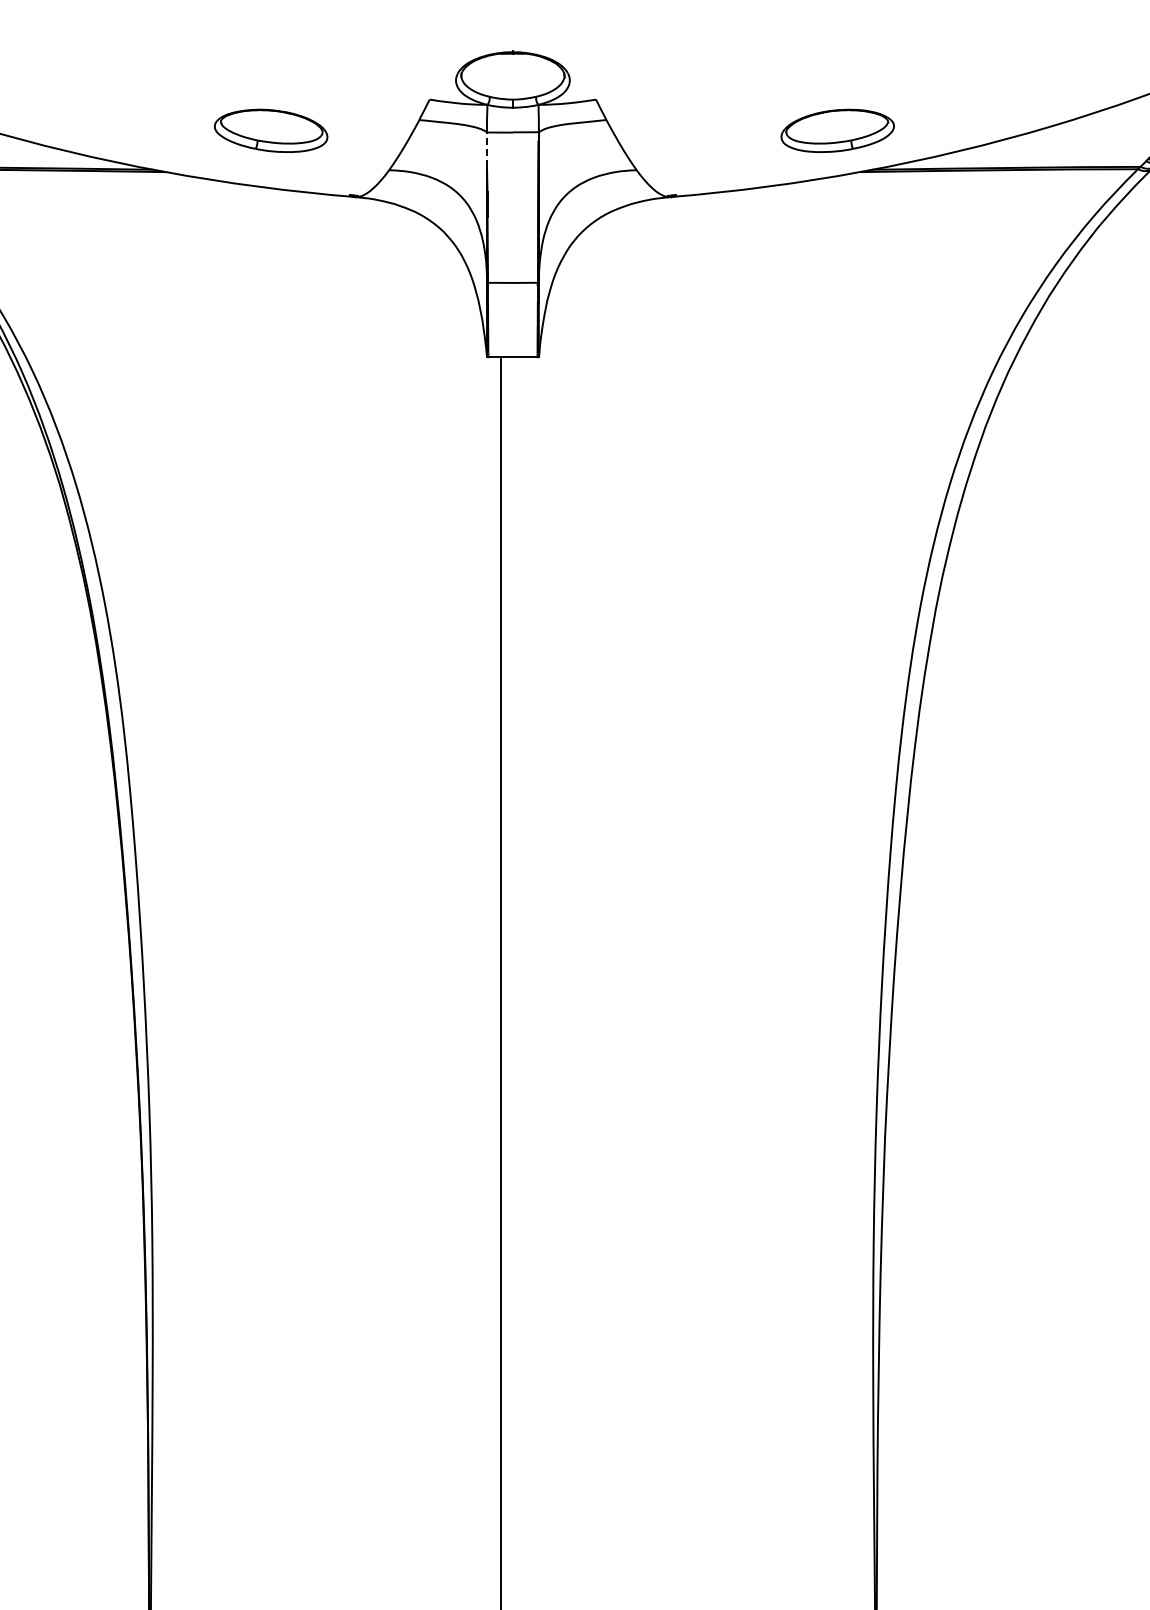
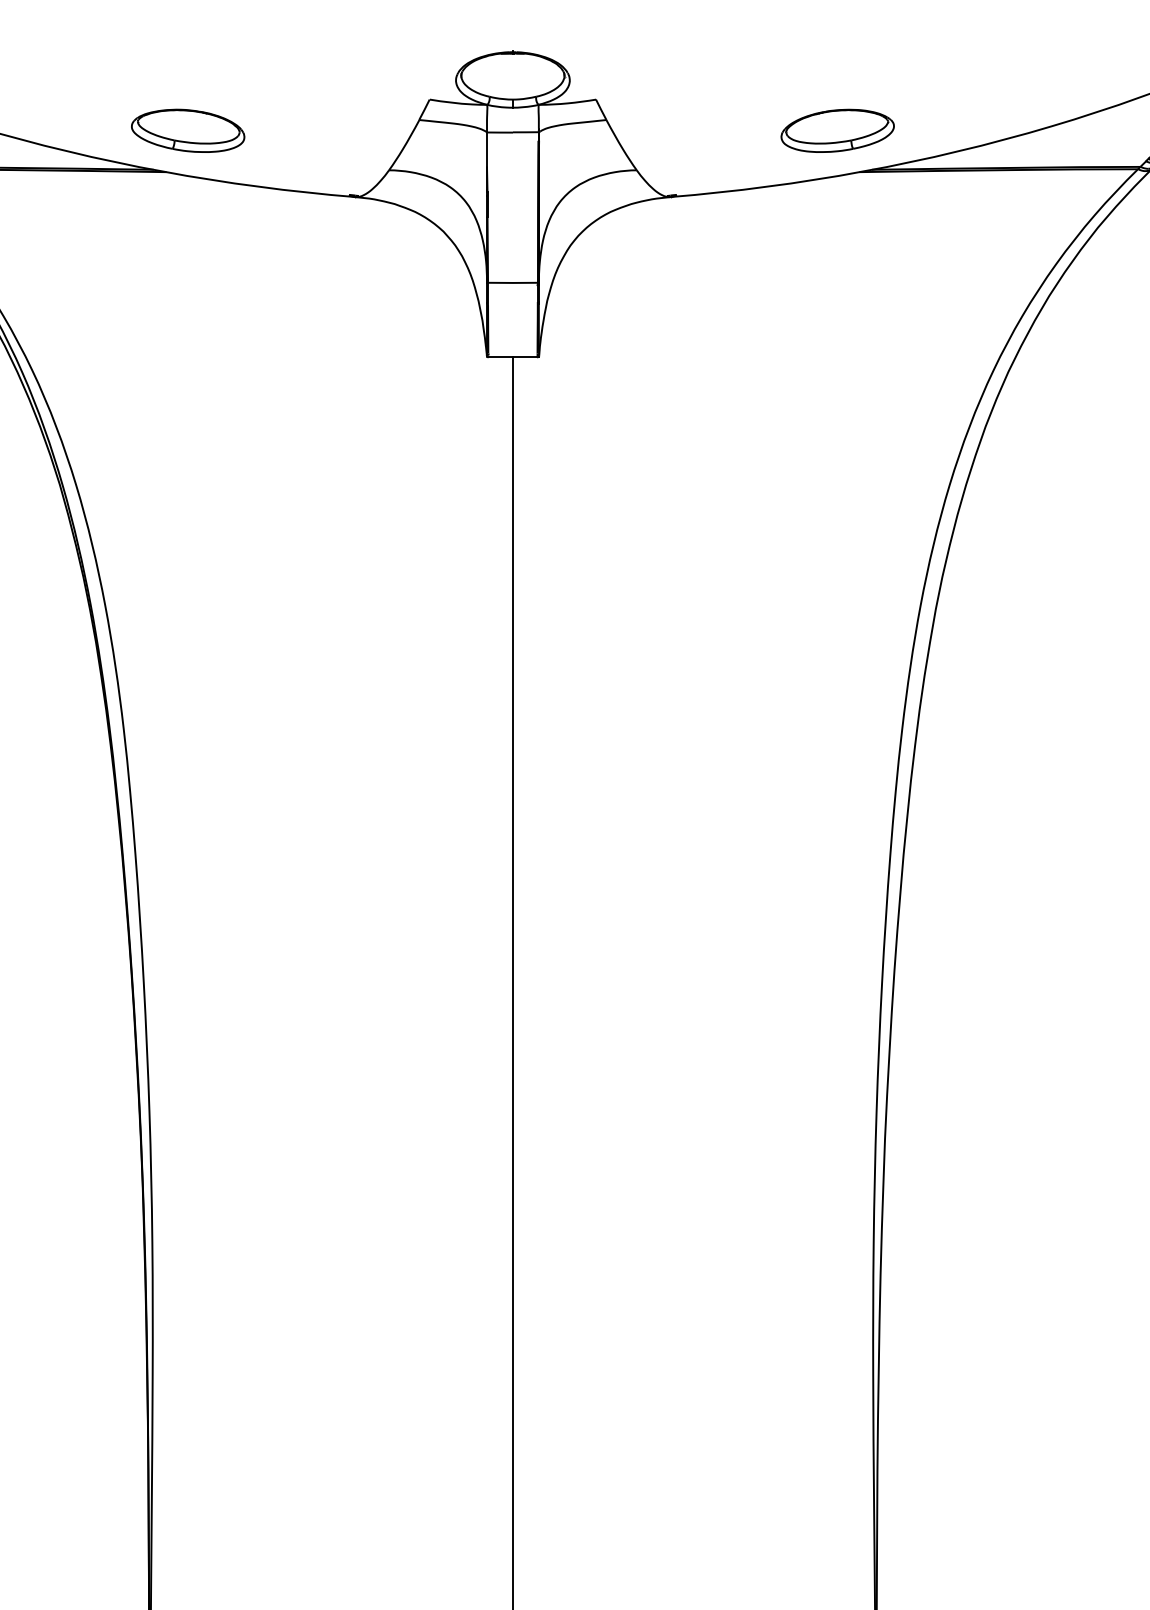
part position: (271, 130) -> (188, 130) (188, 130)
line: dashed -> solid (487, 149)
line position: (500, 981) -> (512, 981) (512, 981)
